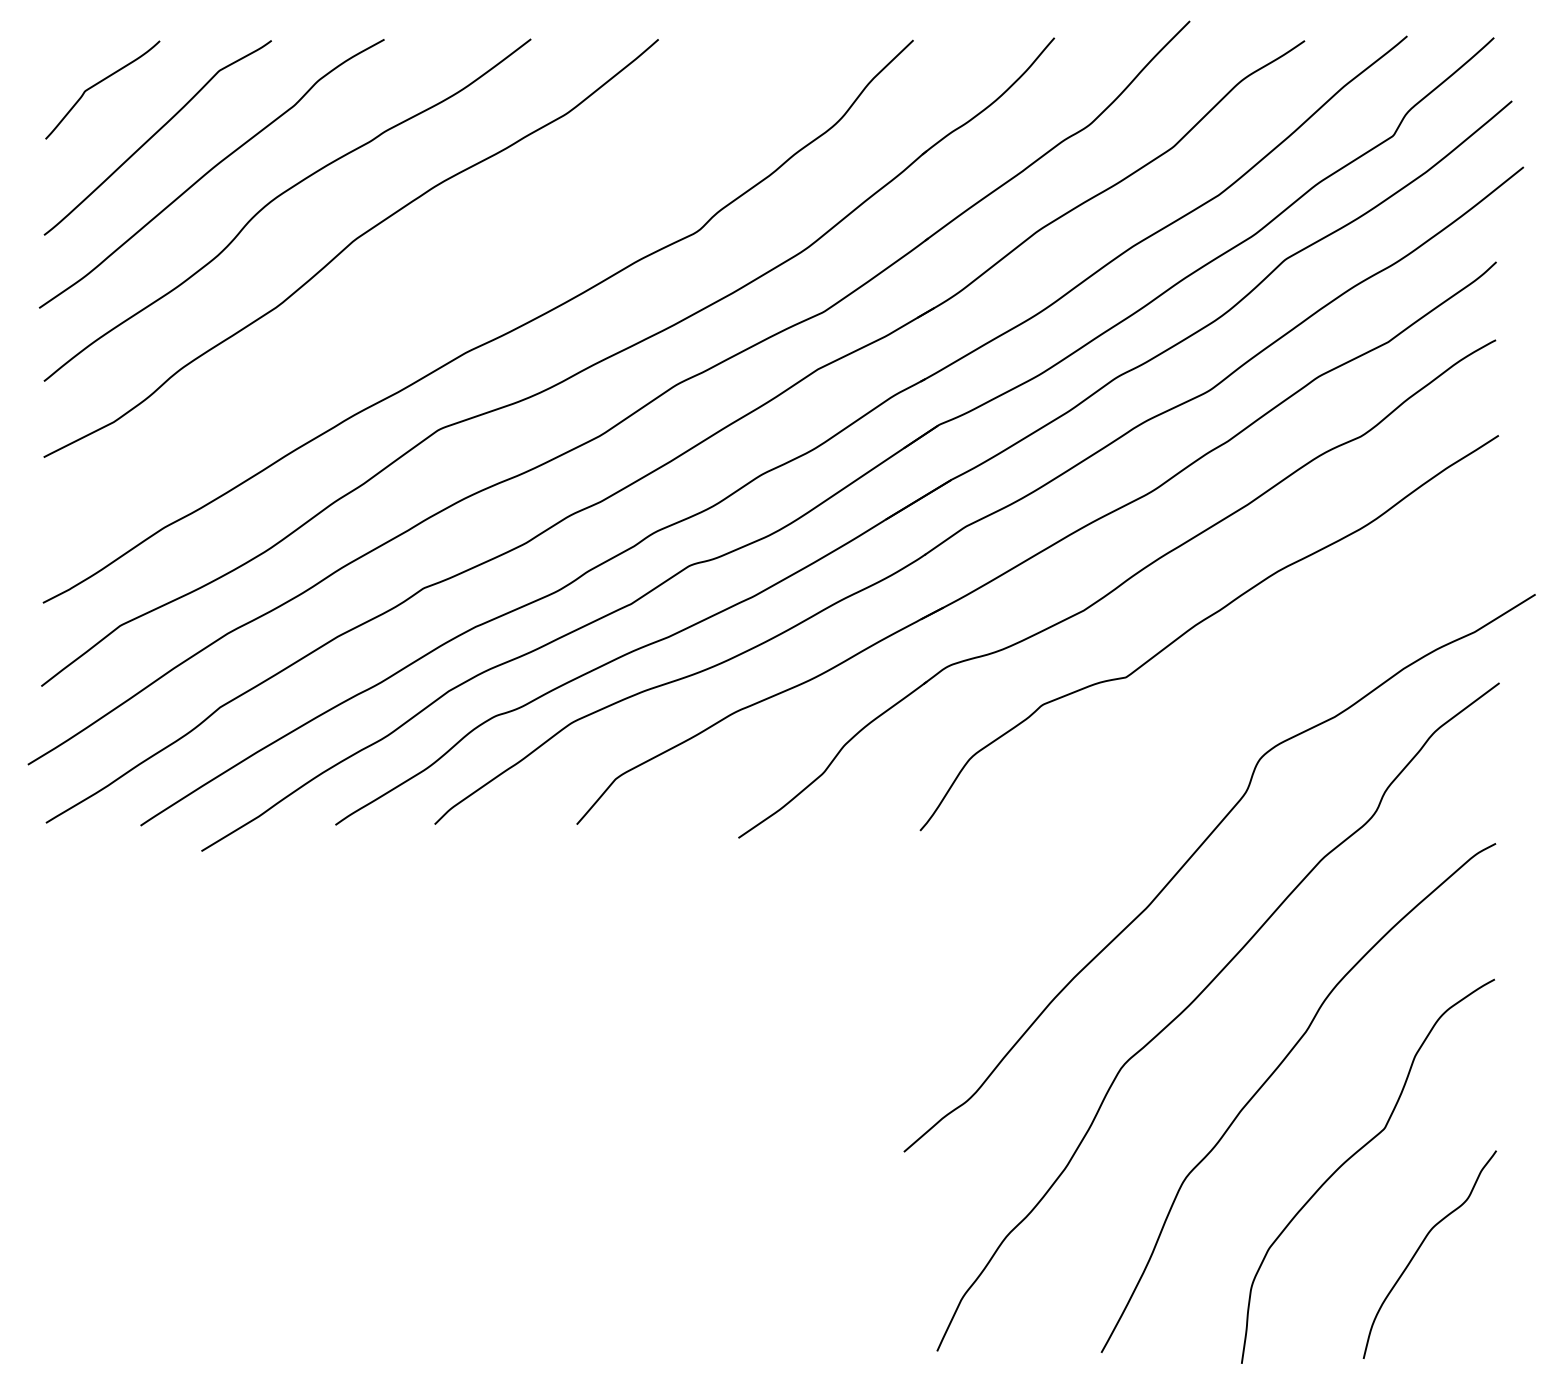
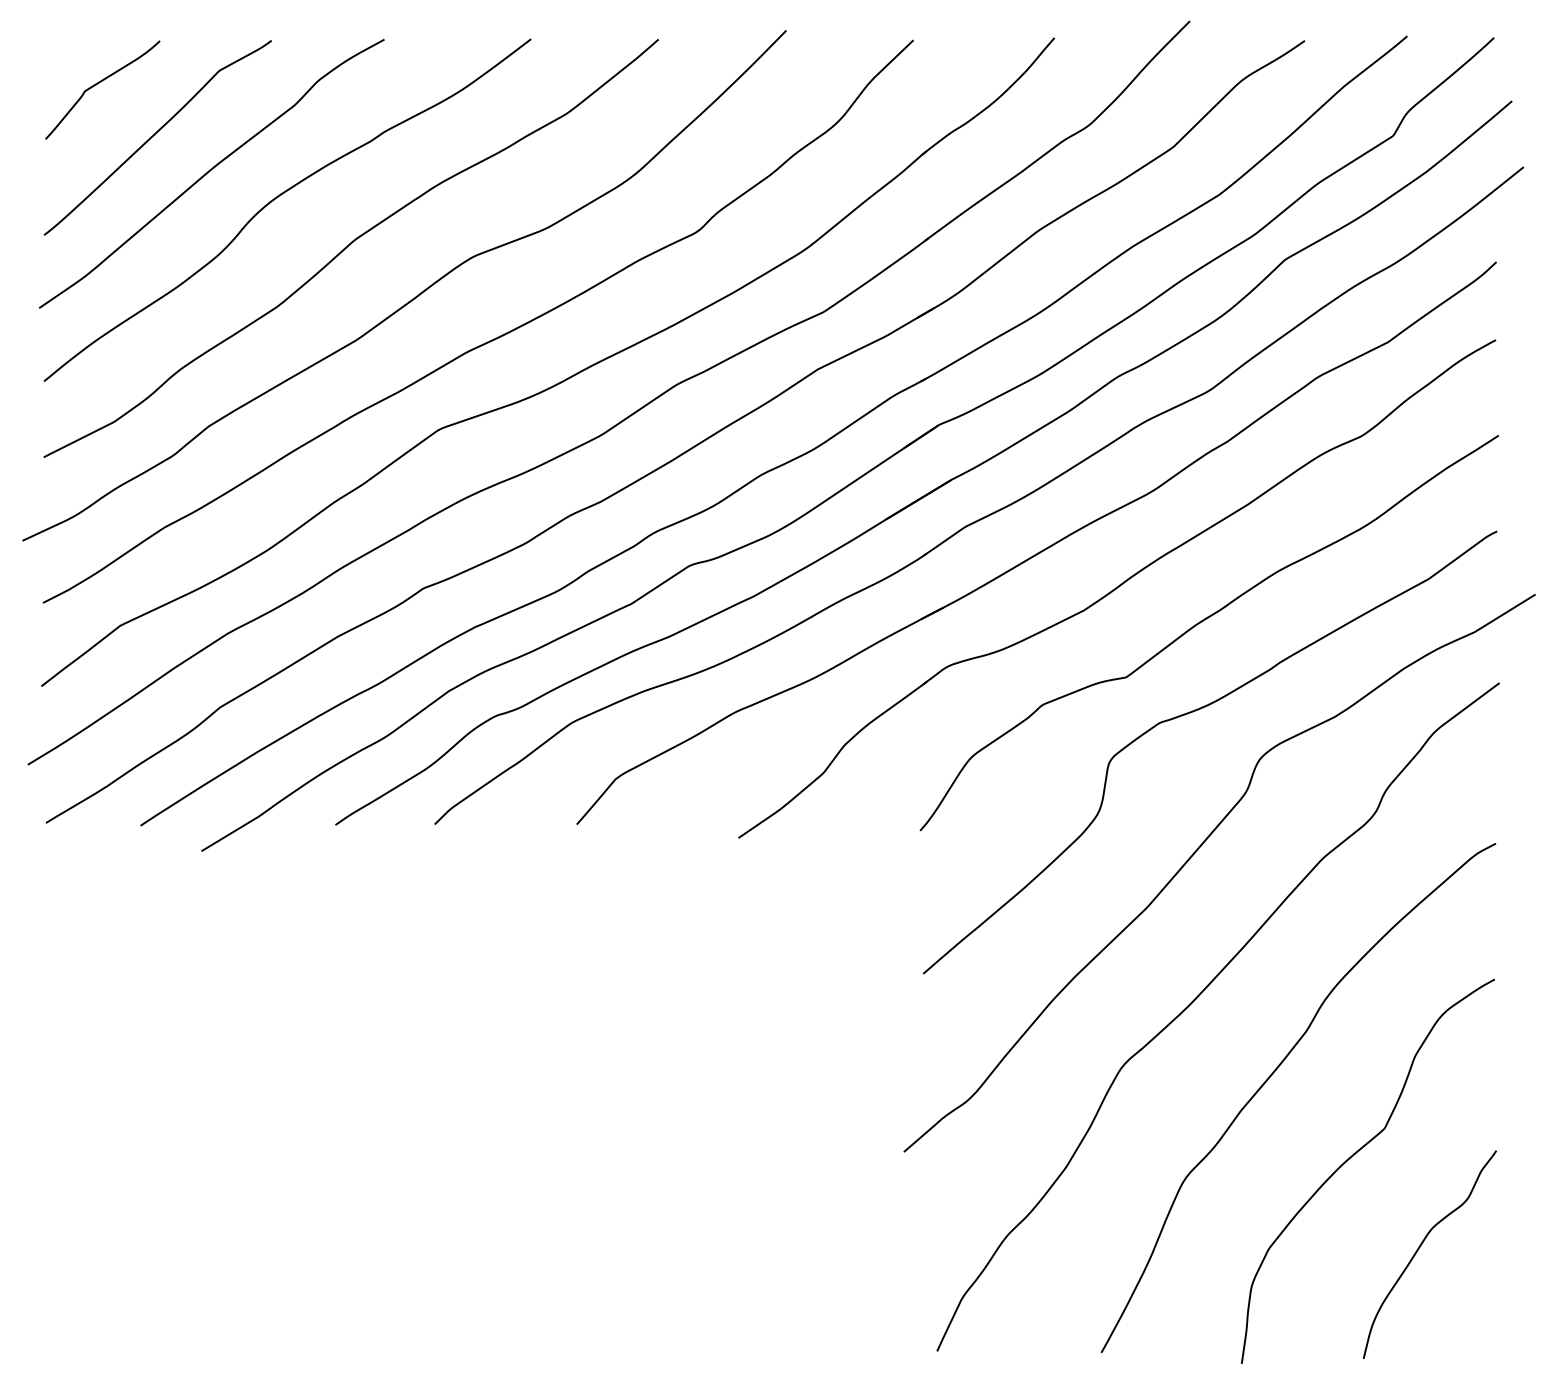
curve: none -> present (412, 298)
curve: none -> present (1193, 712)
